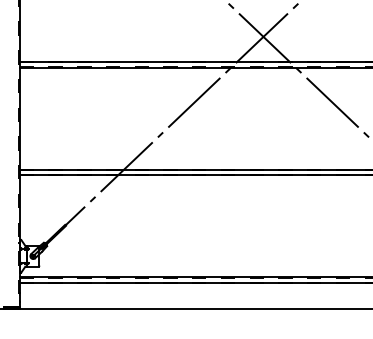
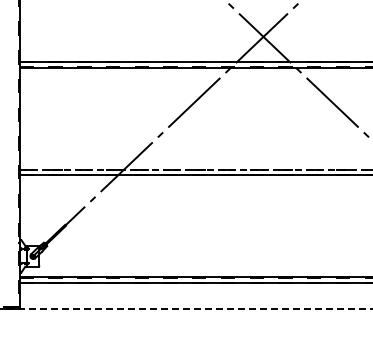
line: solid -> dashed (196, 169)
line: solid -> dashed (186, 308)
